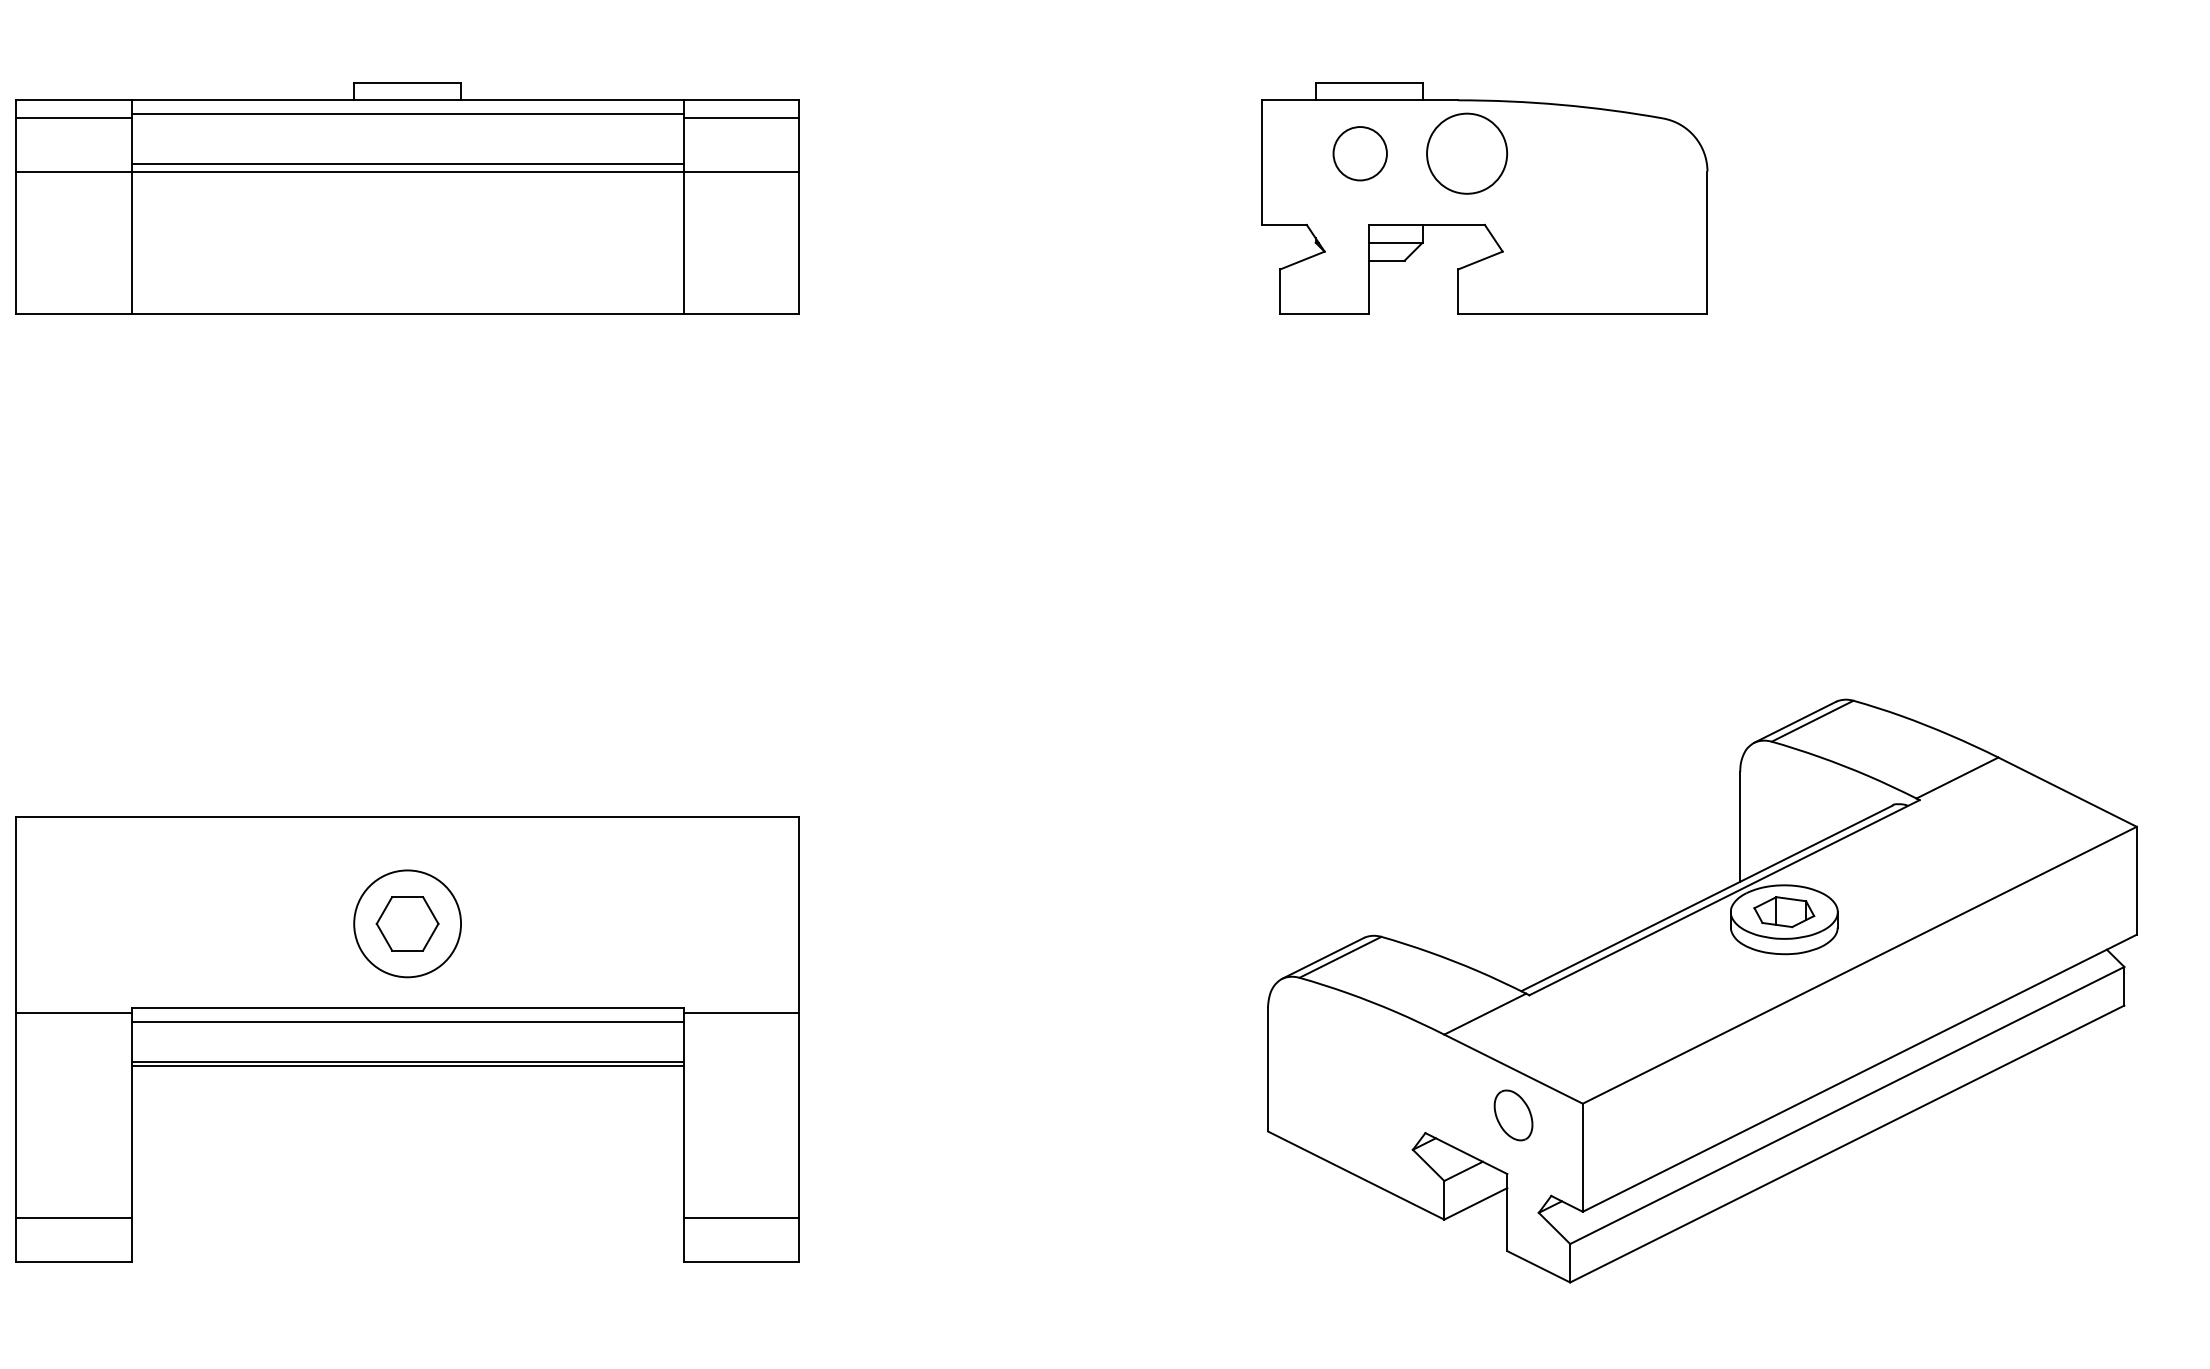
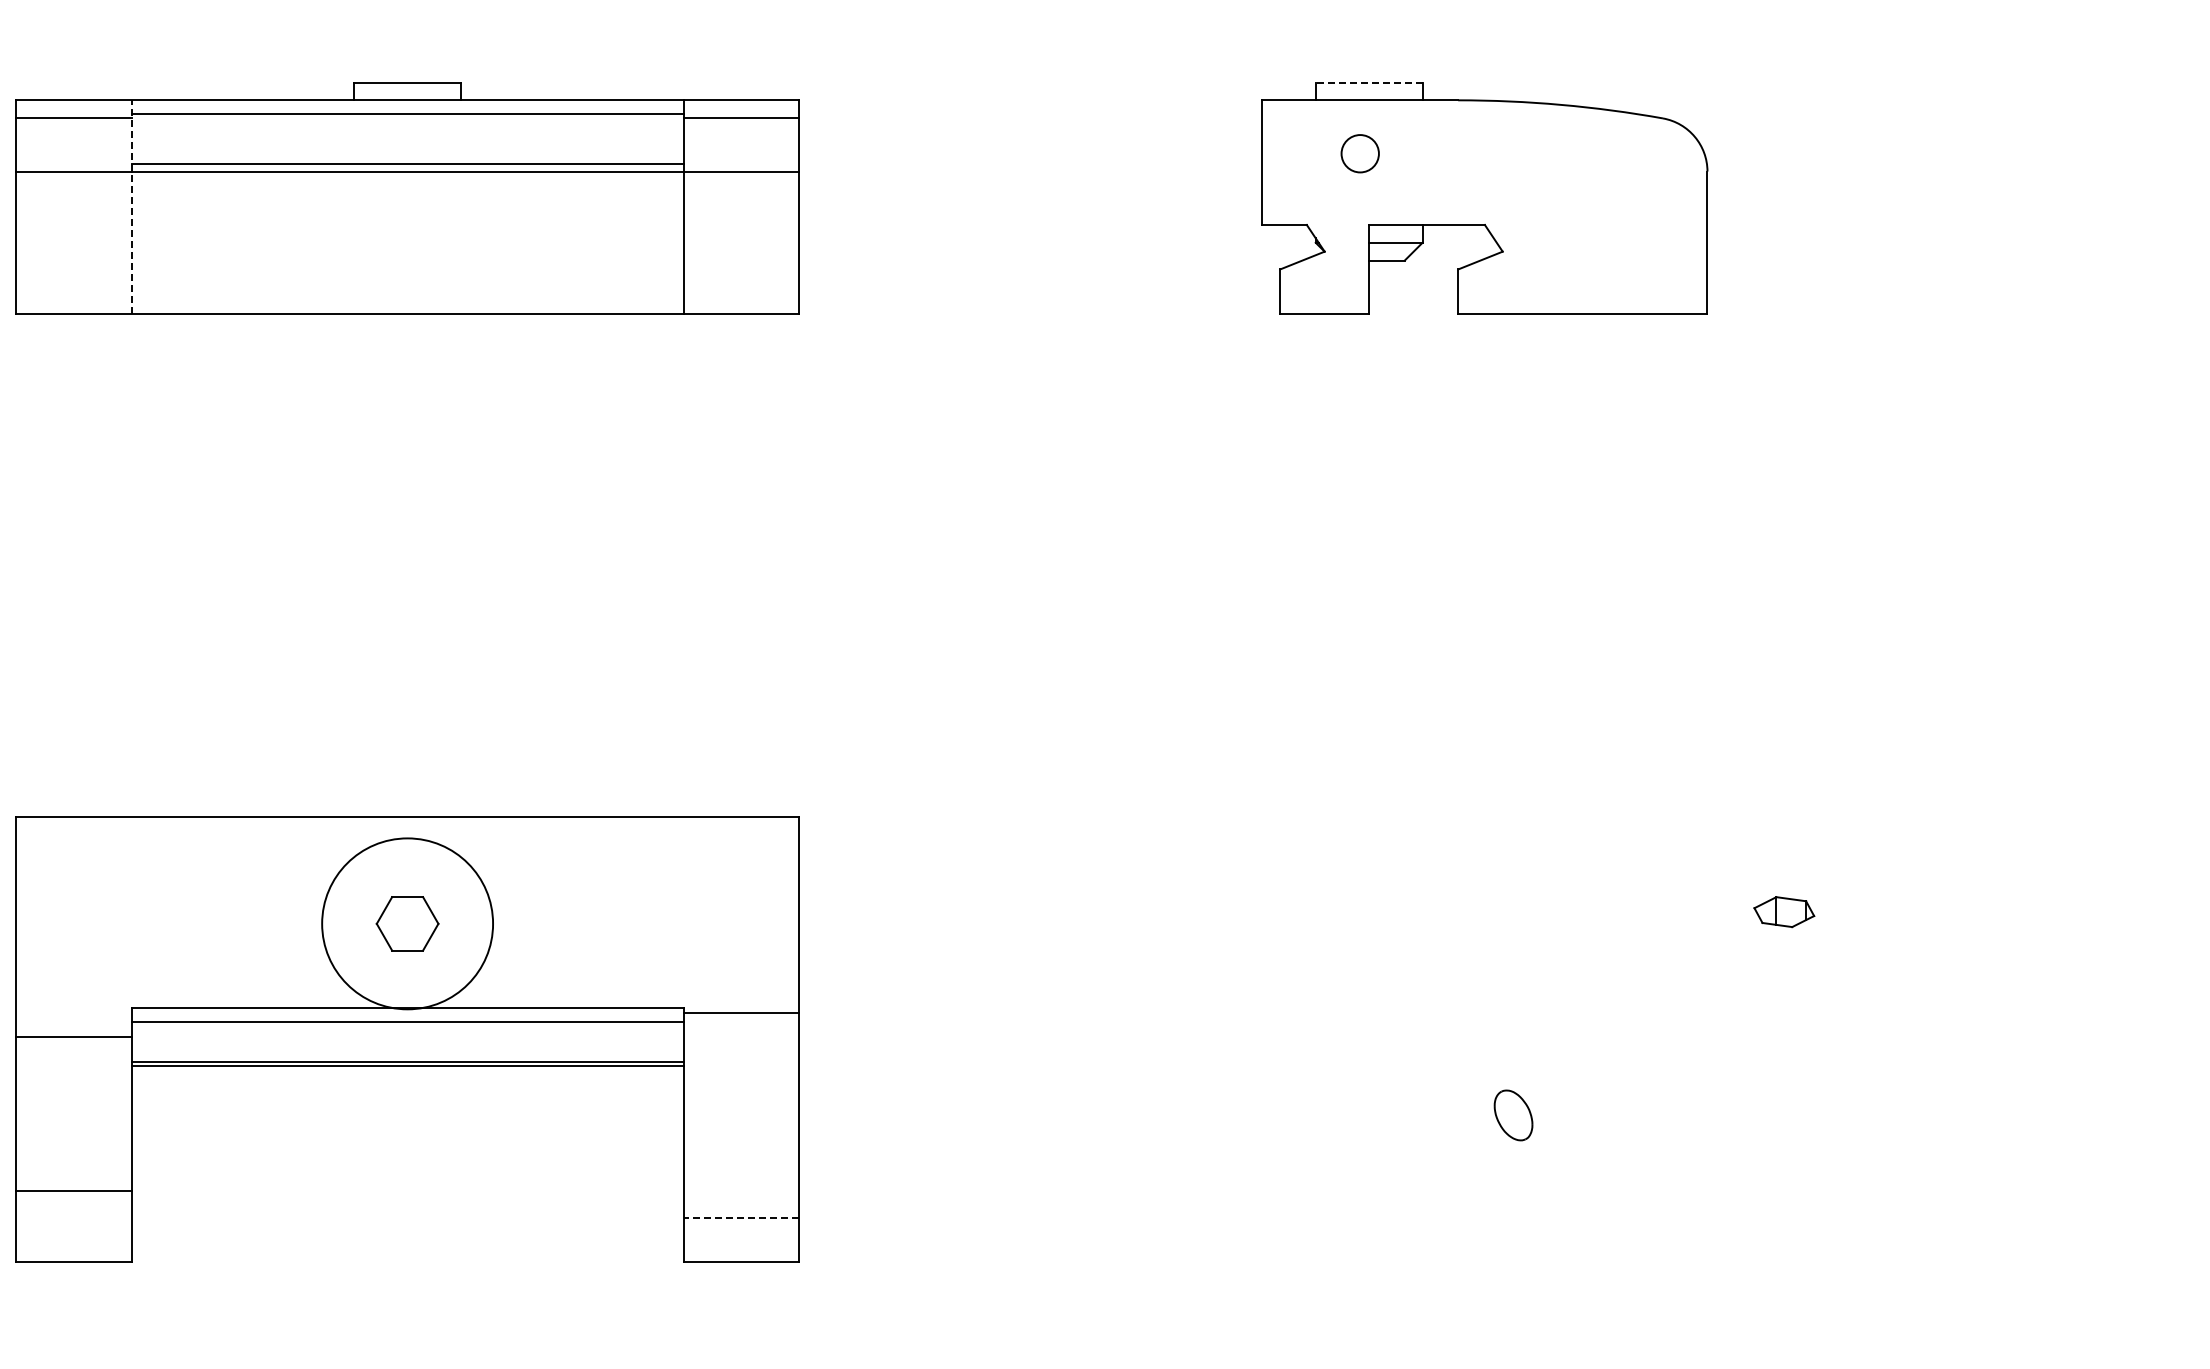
line: solid -> dashed (1368, 82)
circle diameter: 53 px -> 37 px (1359, 153)
circle: present -> none (1467, 153)
line: solid -> dashed (131, 207)
circle diameter: 107 px -> 171 px (407, 923)
part: present -> none (1702, 990)
line position: (73, 1012) -> (73, 1036) (73, 1036)
line position: (73, 1217) -> (73, 1190) (73, 1190)
line: solid -> dashed (741, 1217)
